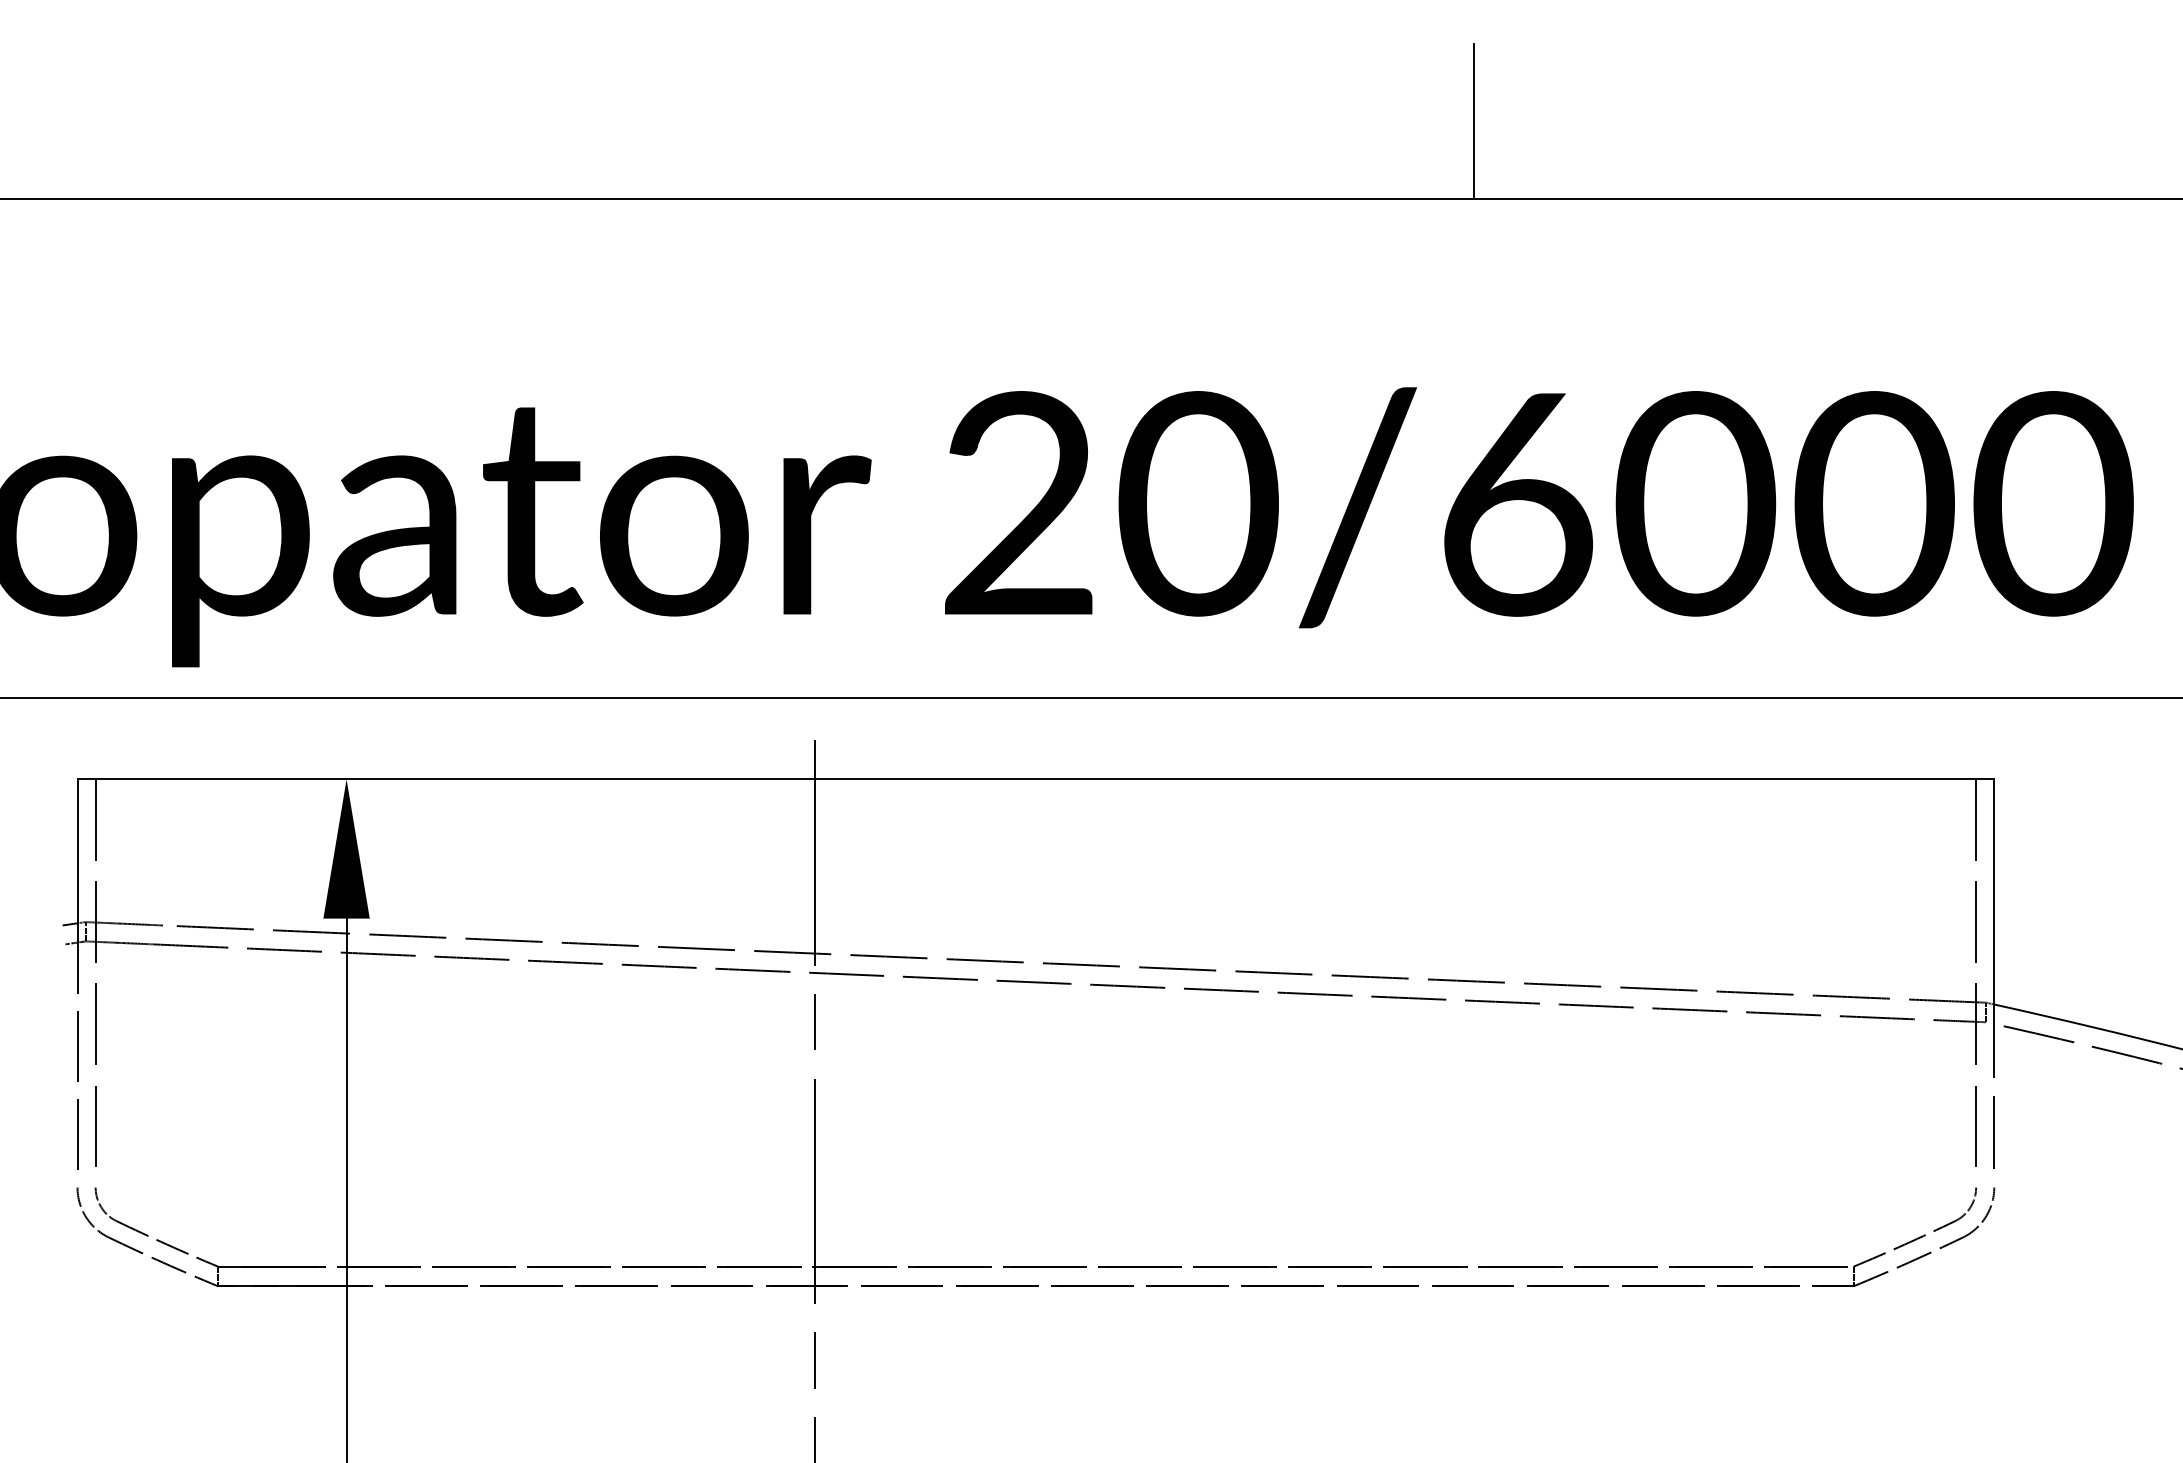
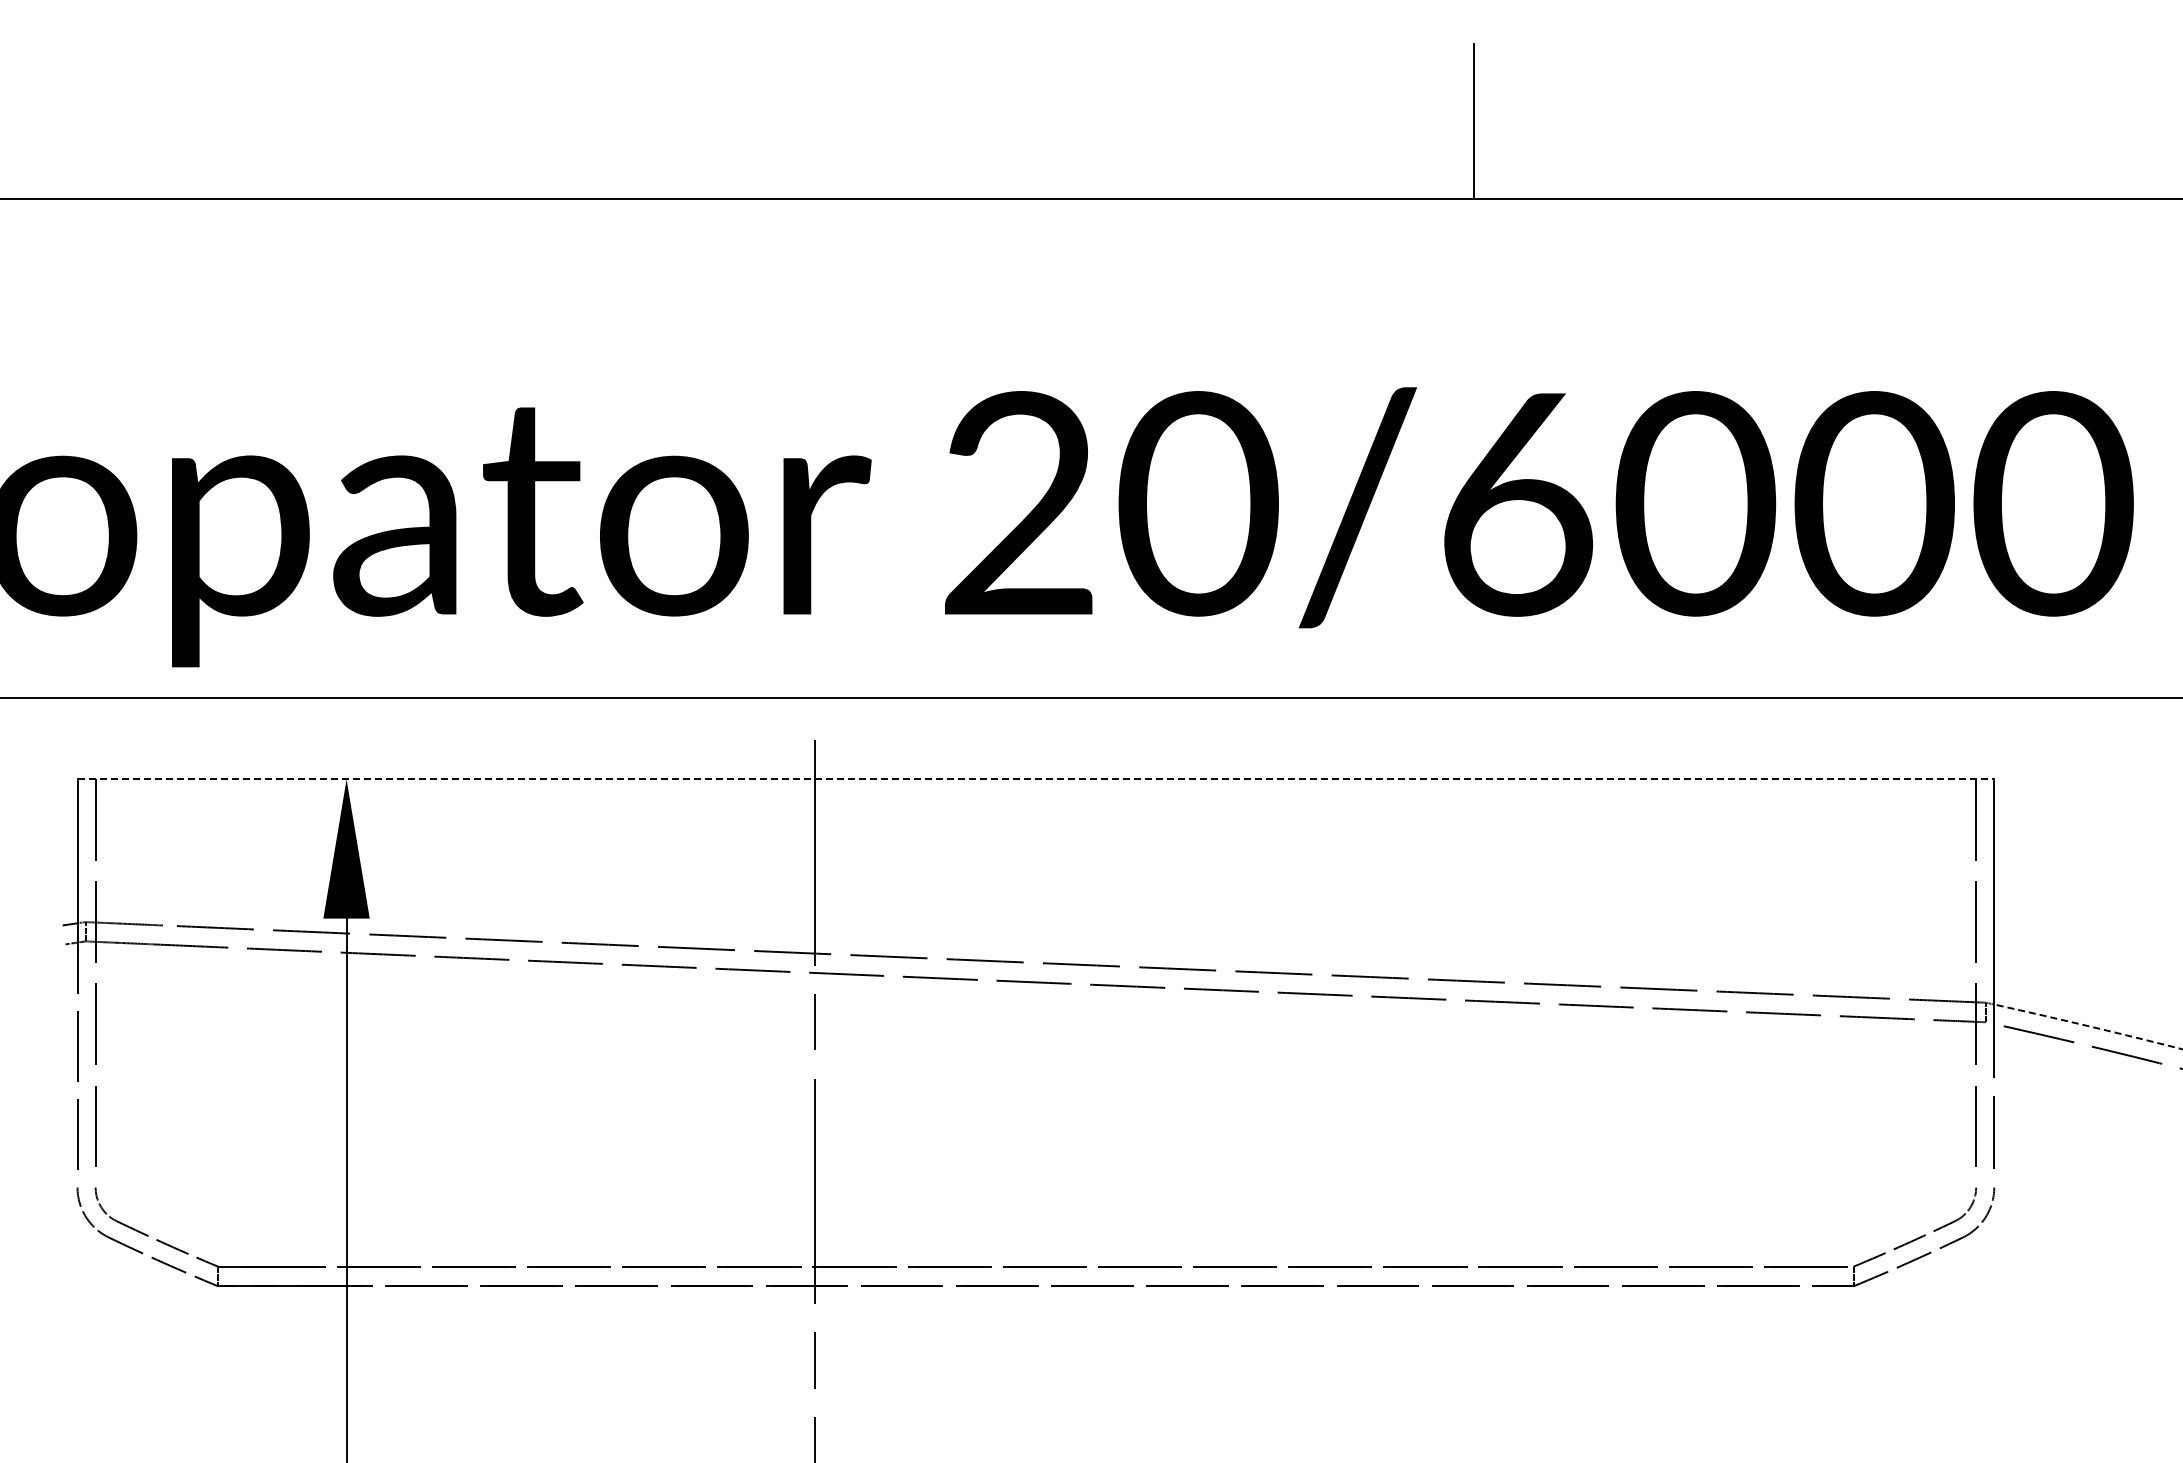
line: solid -> dashed (1036, 779)
arc: solid -> dashed (2088, 1026)
